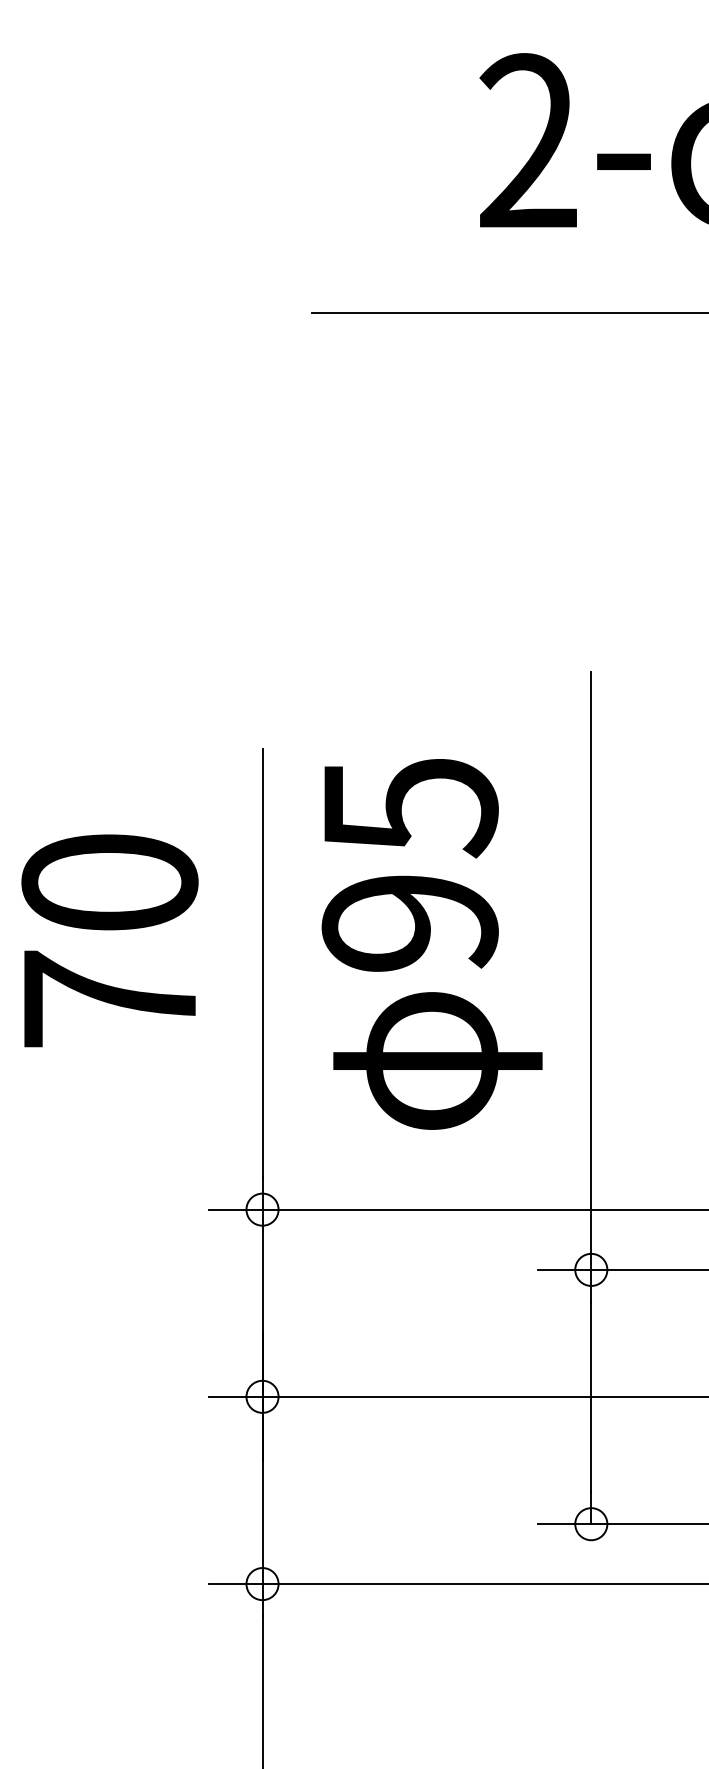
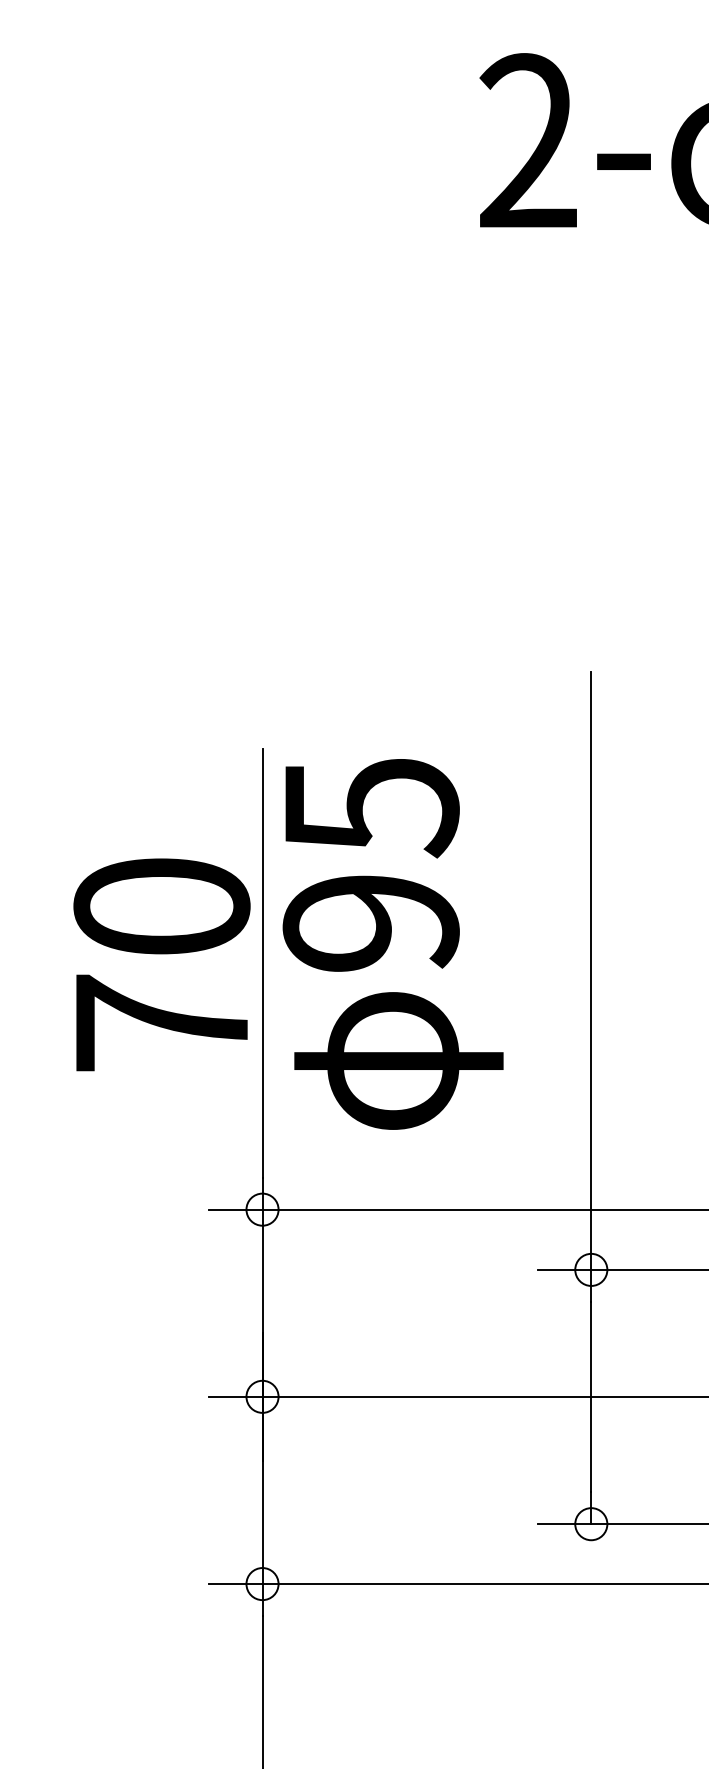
line: present -> none (508, 312)
text position: (109, 940) -> (161, 964) (161, 964)
text position: (431, 944) -> (392, 944) (392, 944)
